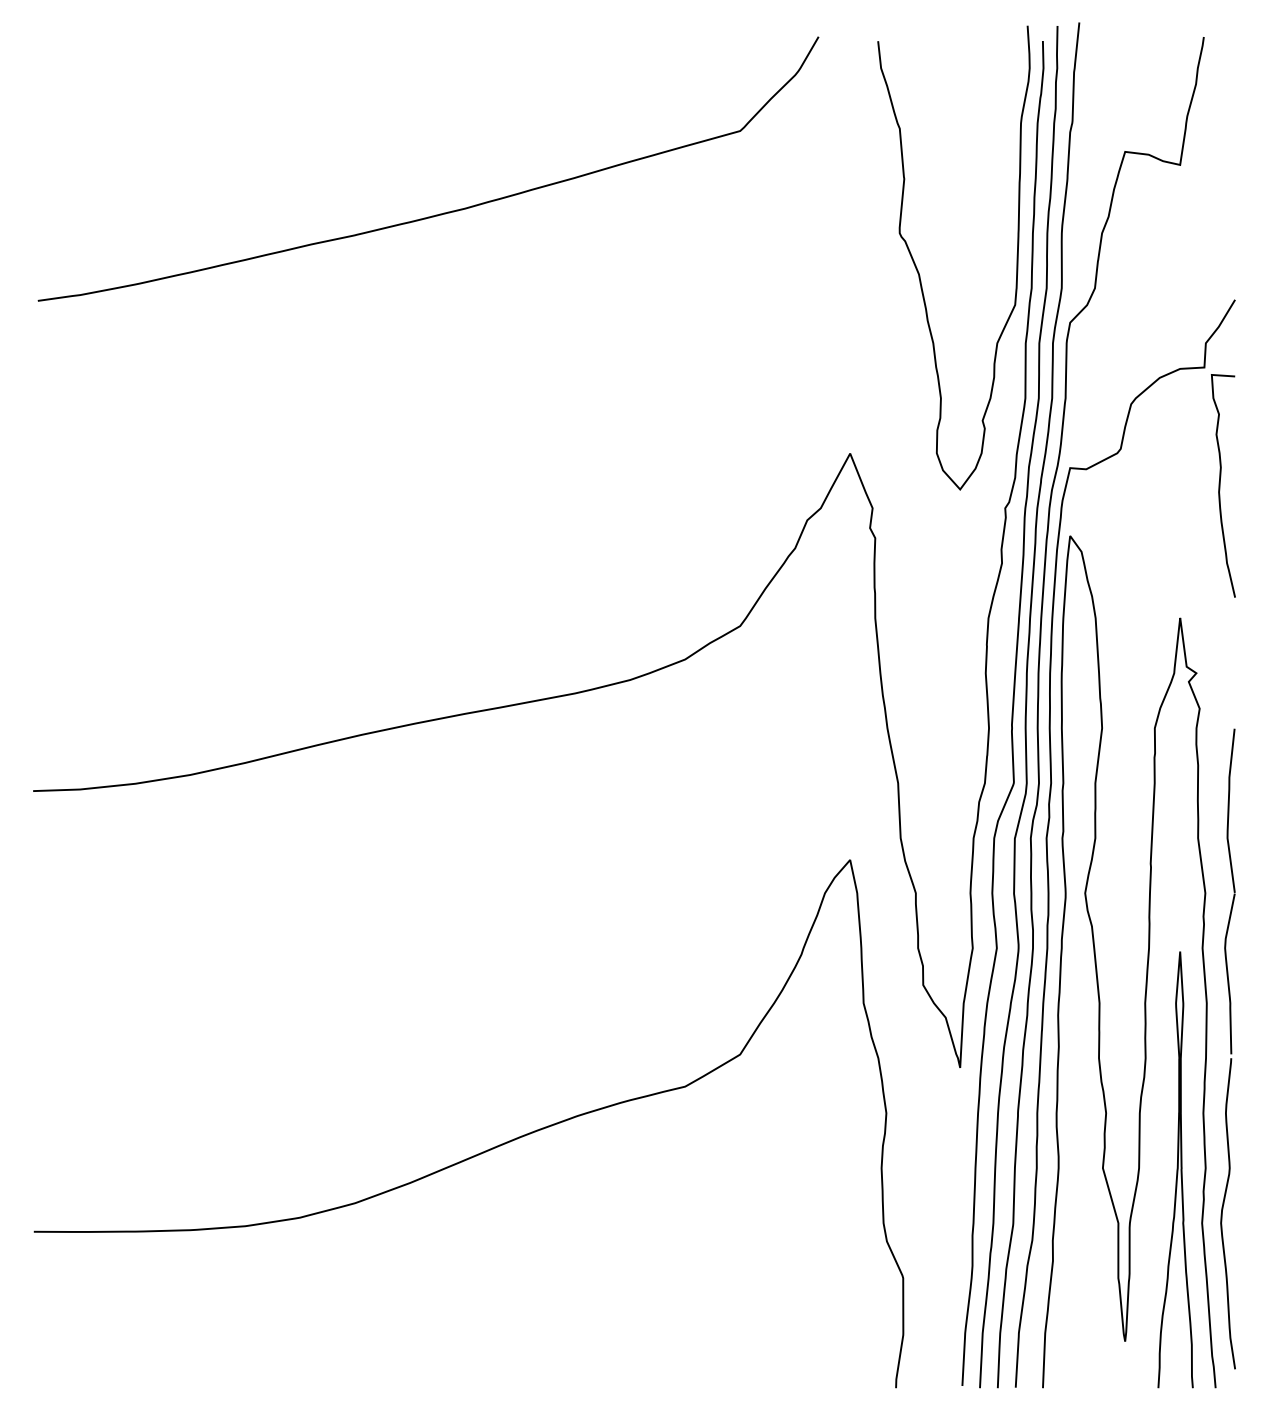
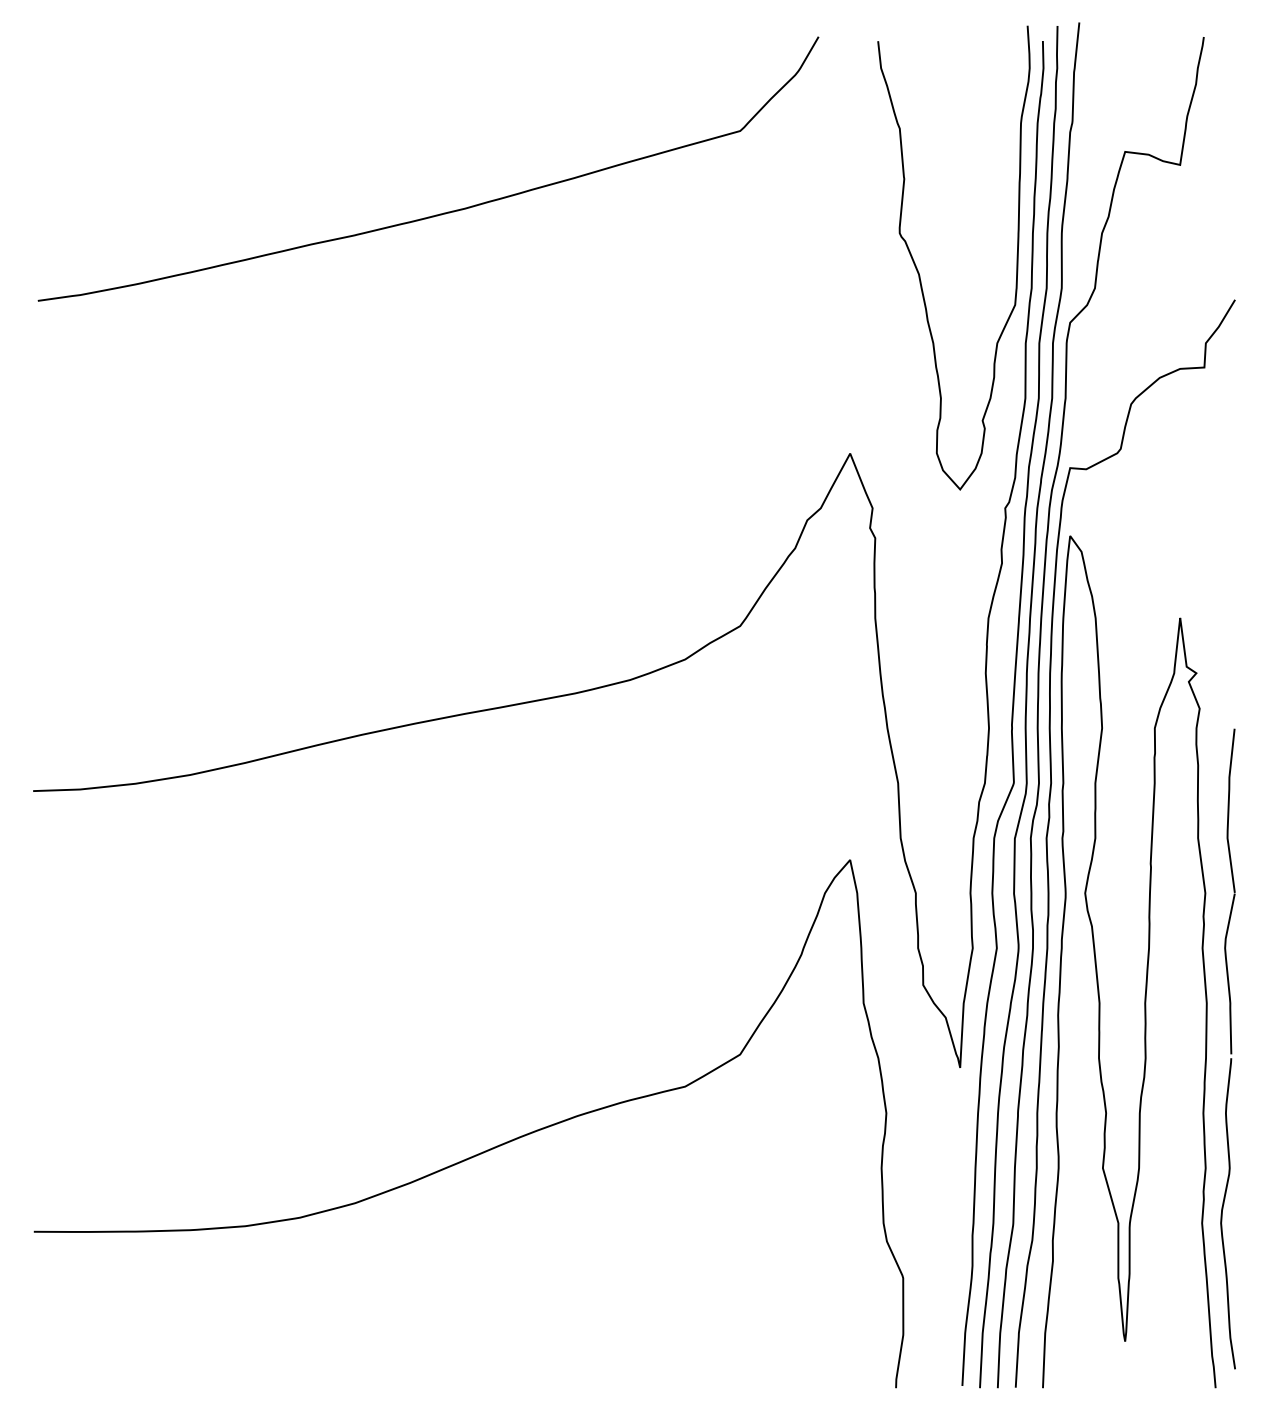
curve: present -> none (1220, 485)
curve: present -> none (1176, 1169)
